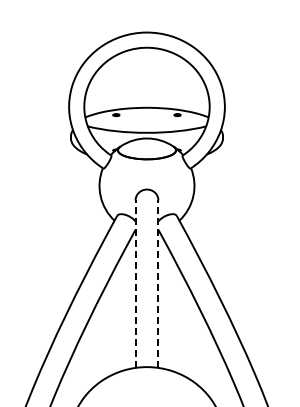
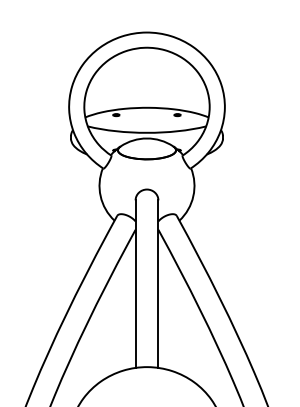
line: dashed -> solid (135, 284)
line: dashed -> solid (158, 284)
